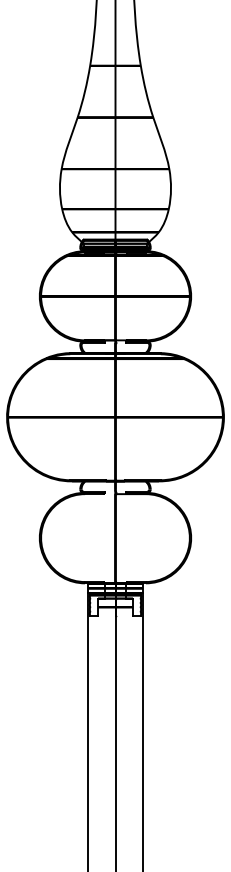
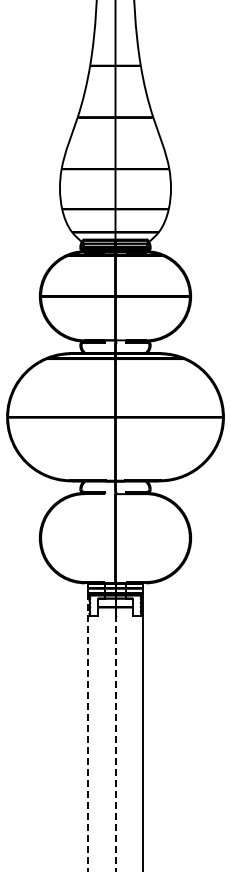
line: solid -> dashed (88, 732)
line: solid -> dashed (115, 732)
